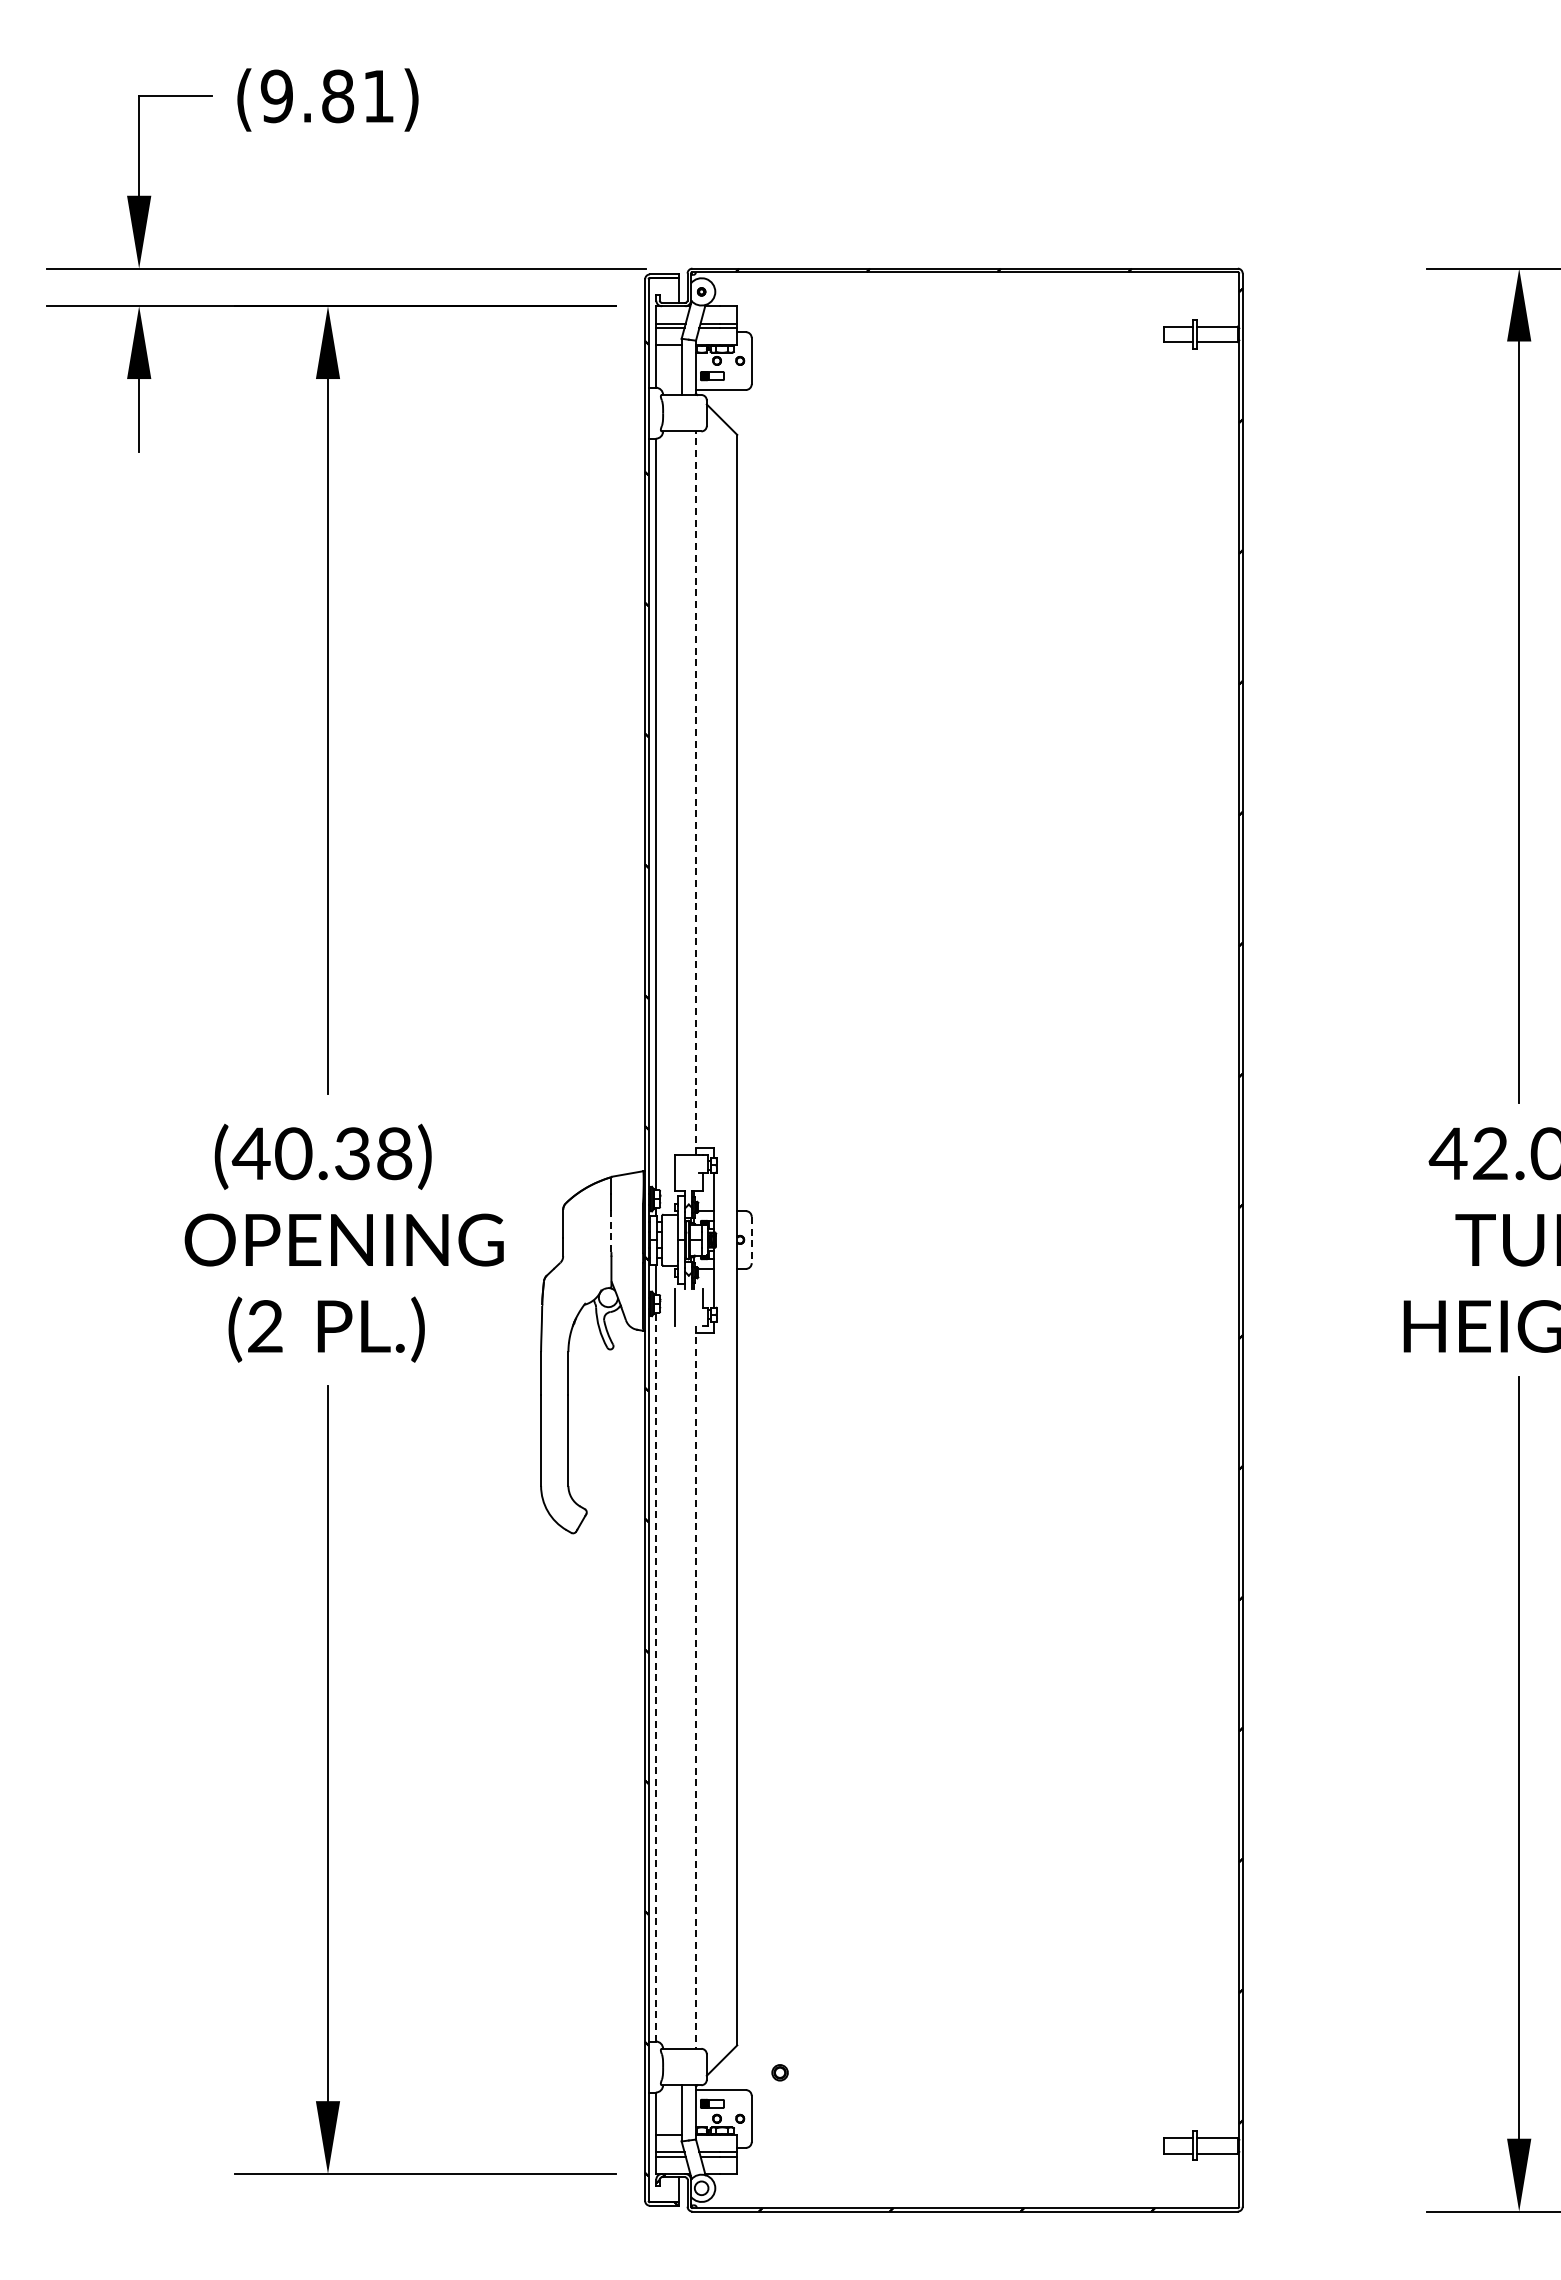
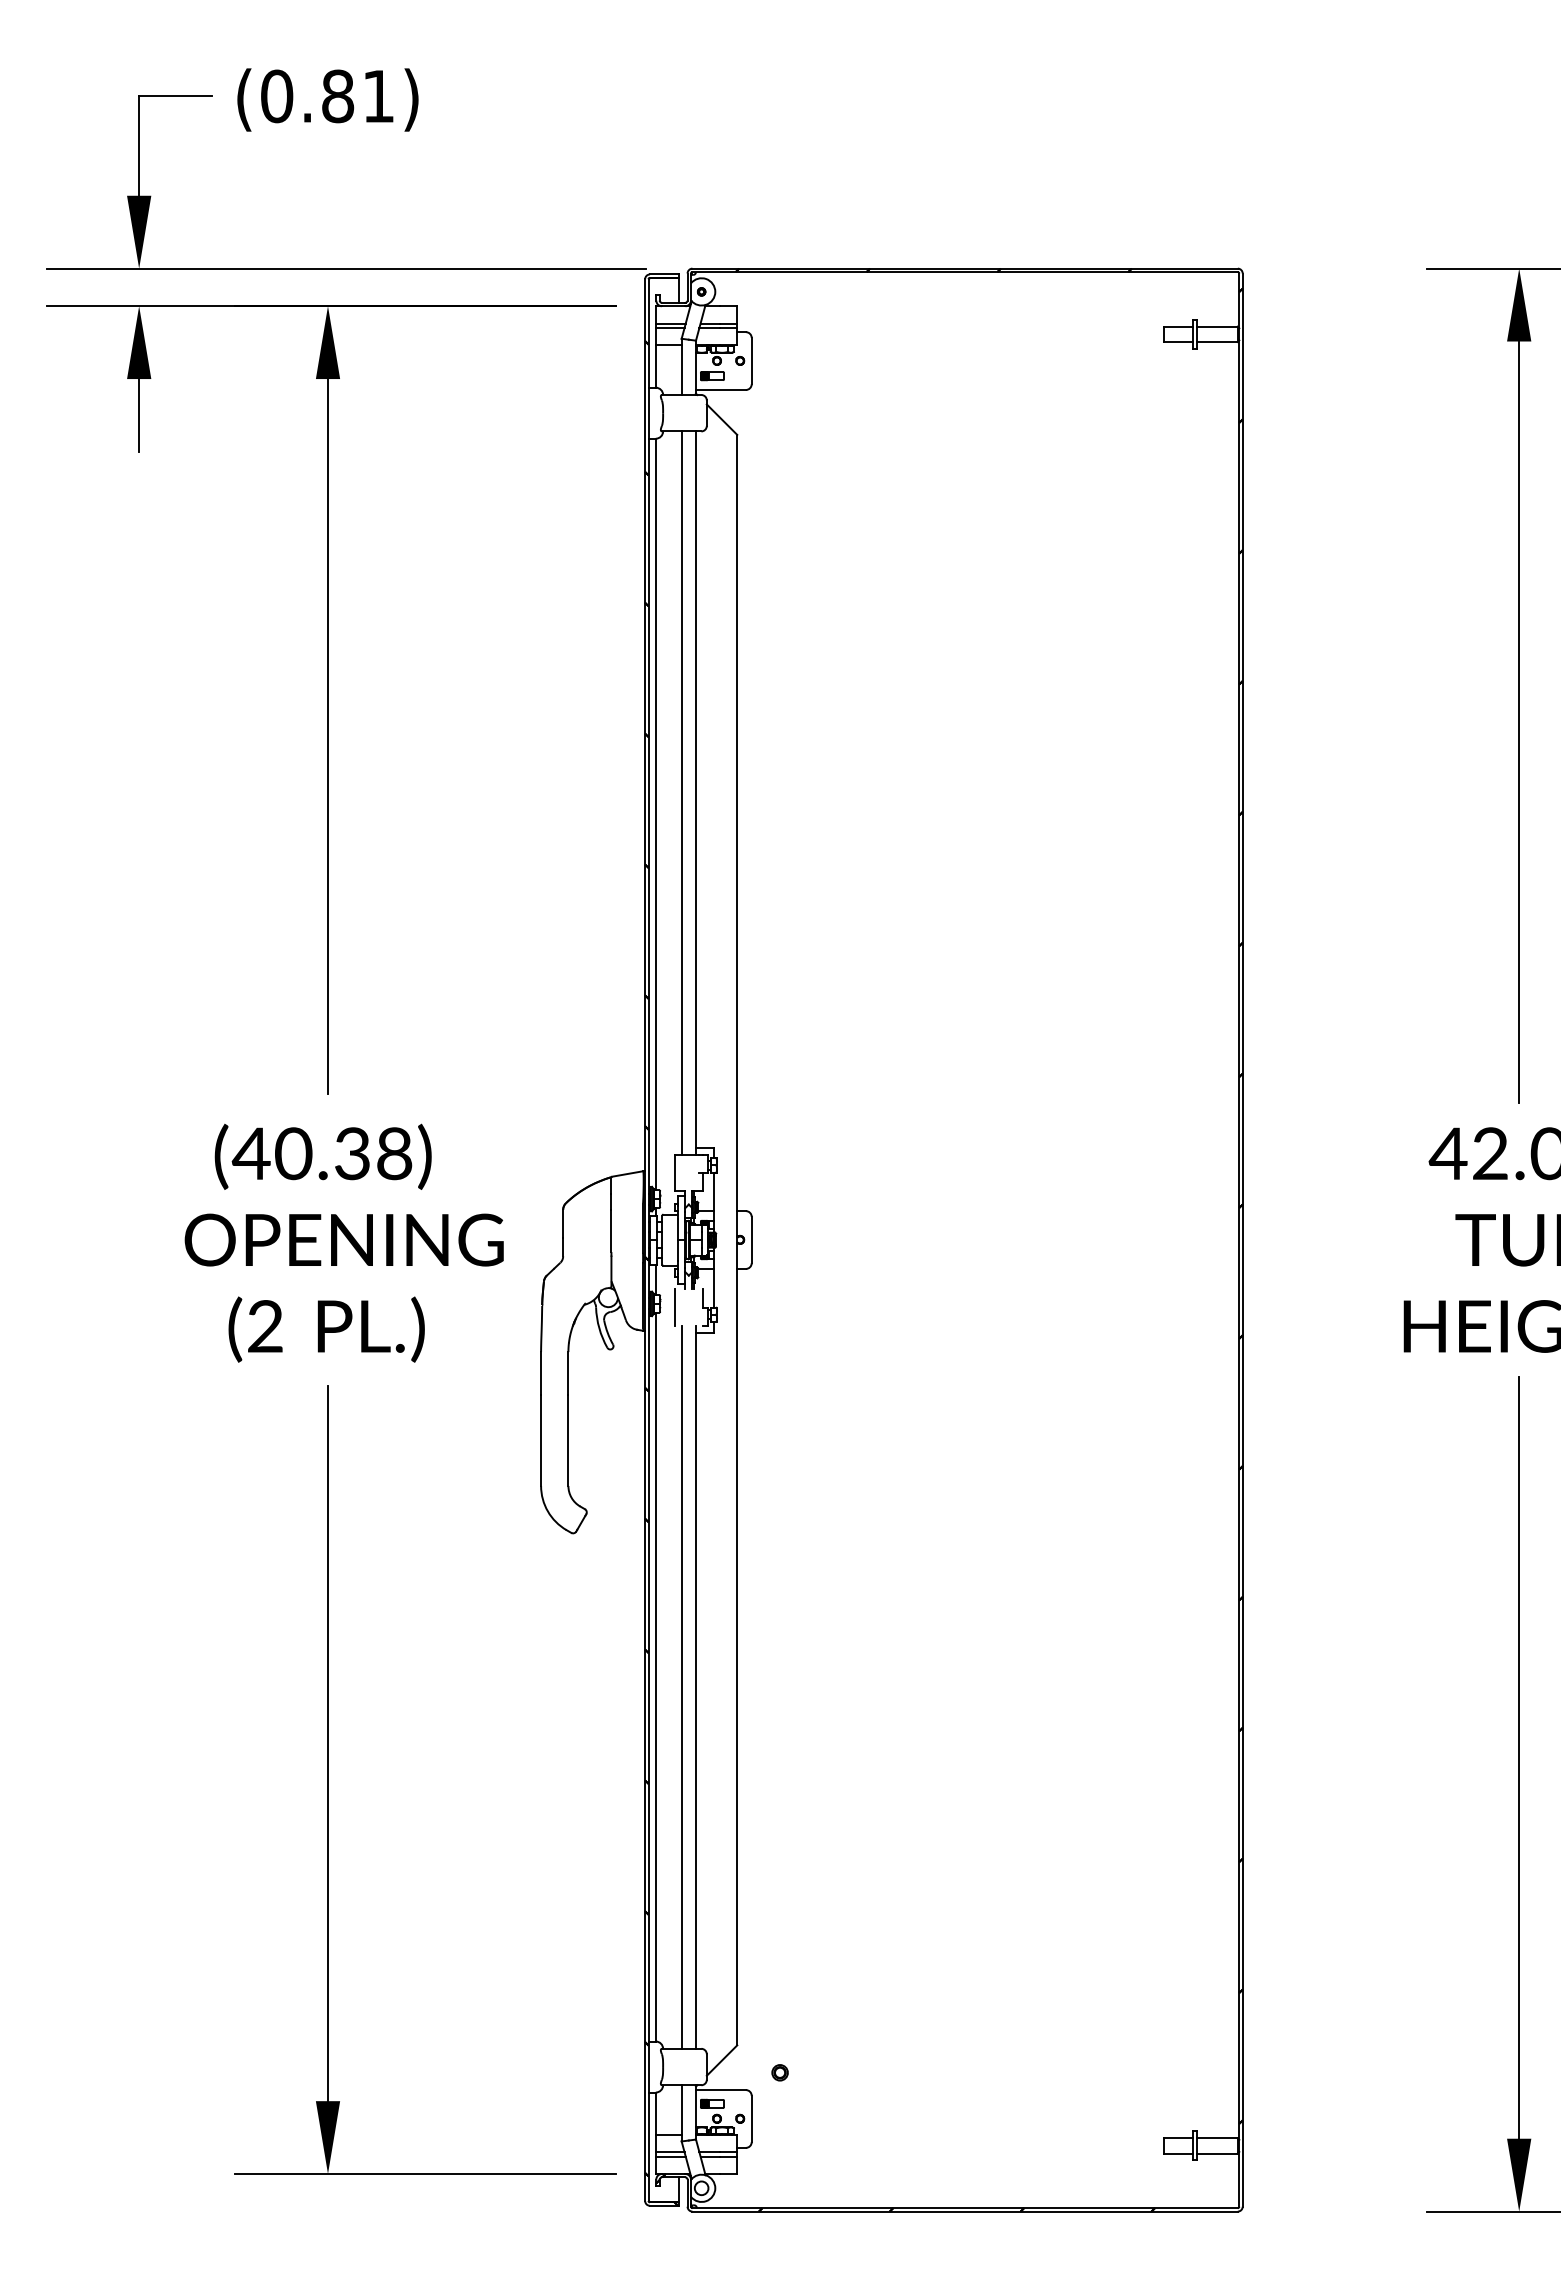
text: (9.81) -> (0.81) (276, 96)
line: none -> present (681, 792)
line: dashed -> solid (696, 792)
line: dashed -> solid (611, 1231)
line: dashed -> solid (751, 1240)
line: dashed -> solid (656, 1676)
line: none -> present (681, 1686)
line: dashed -> solid (696, 1687)
